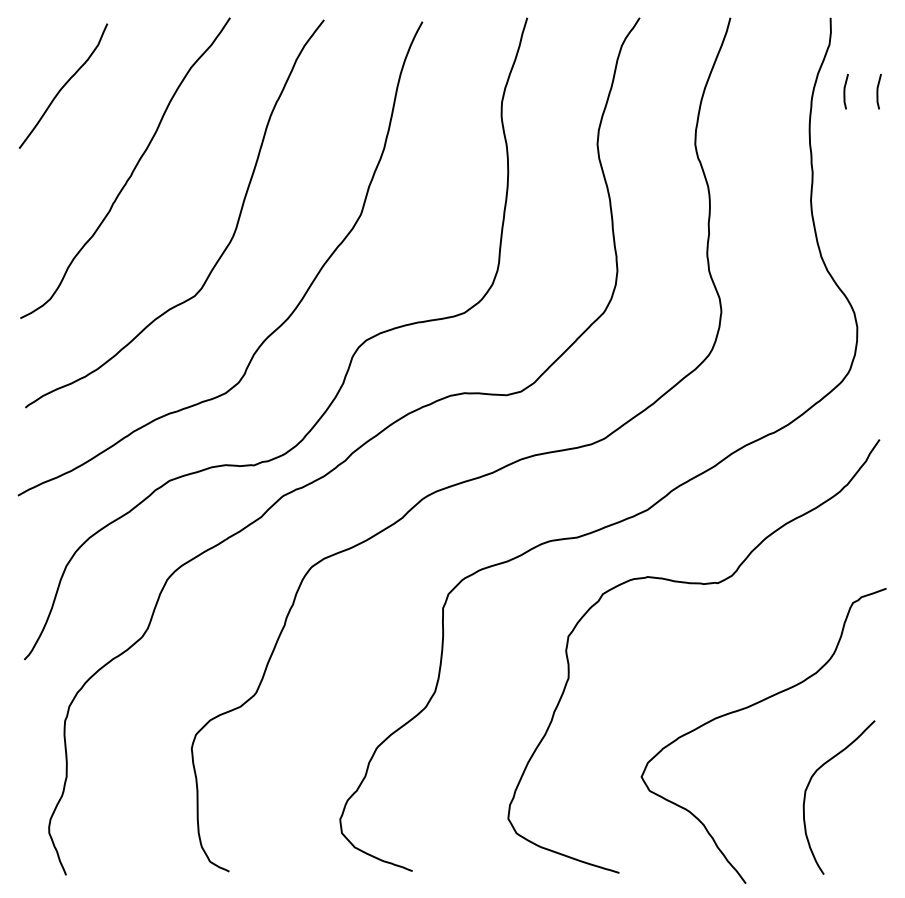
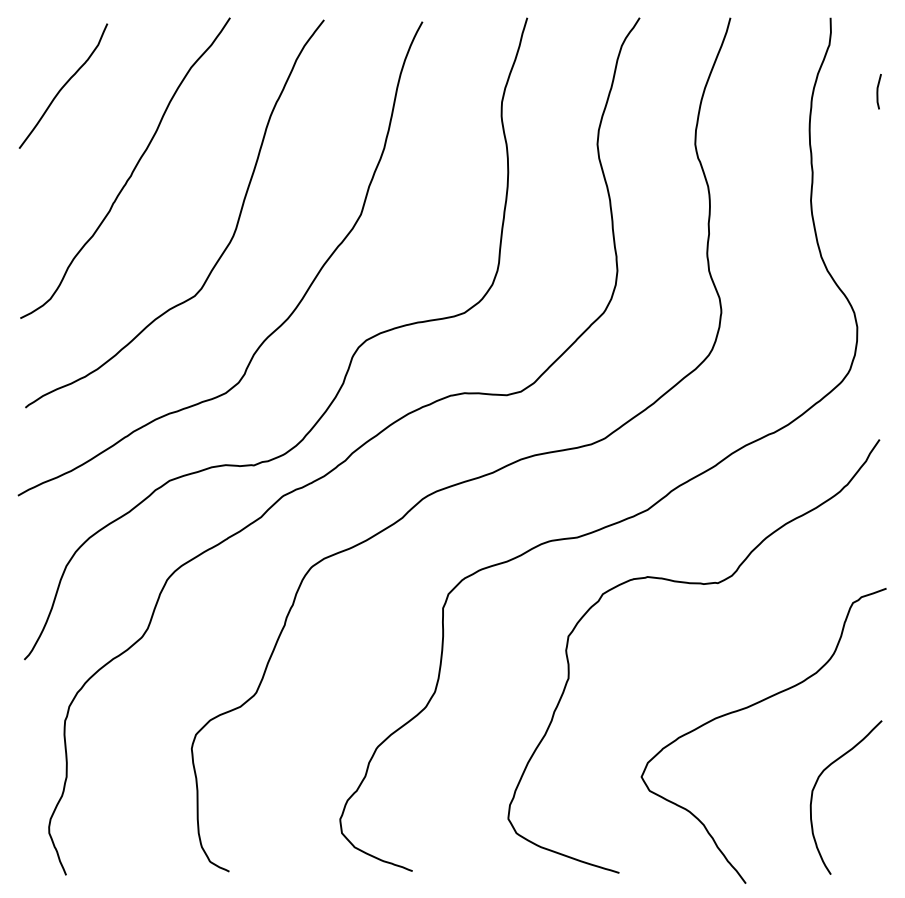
line: present -> none (845, 91)
curve position: (808, 787) -> (815, 787) (815, 787)
